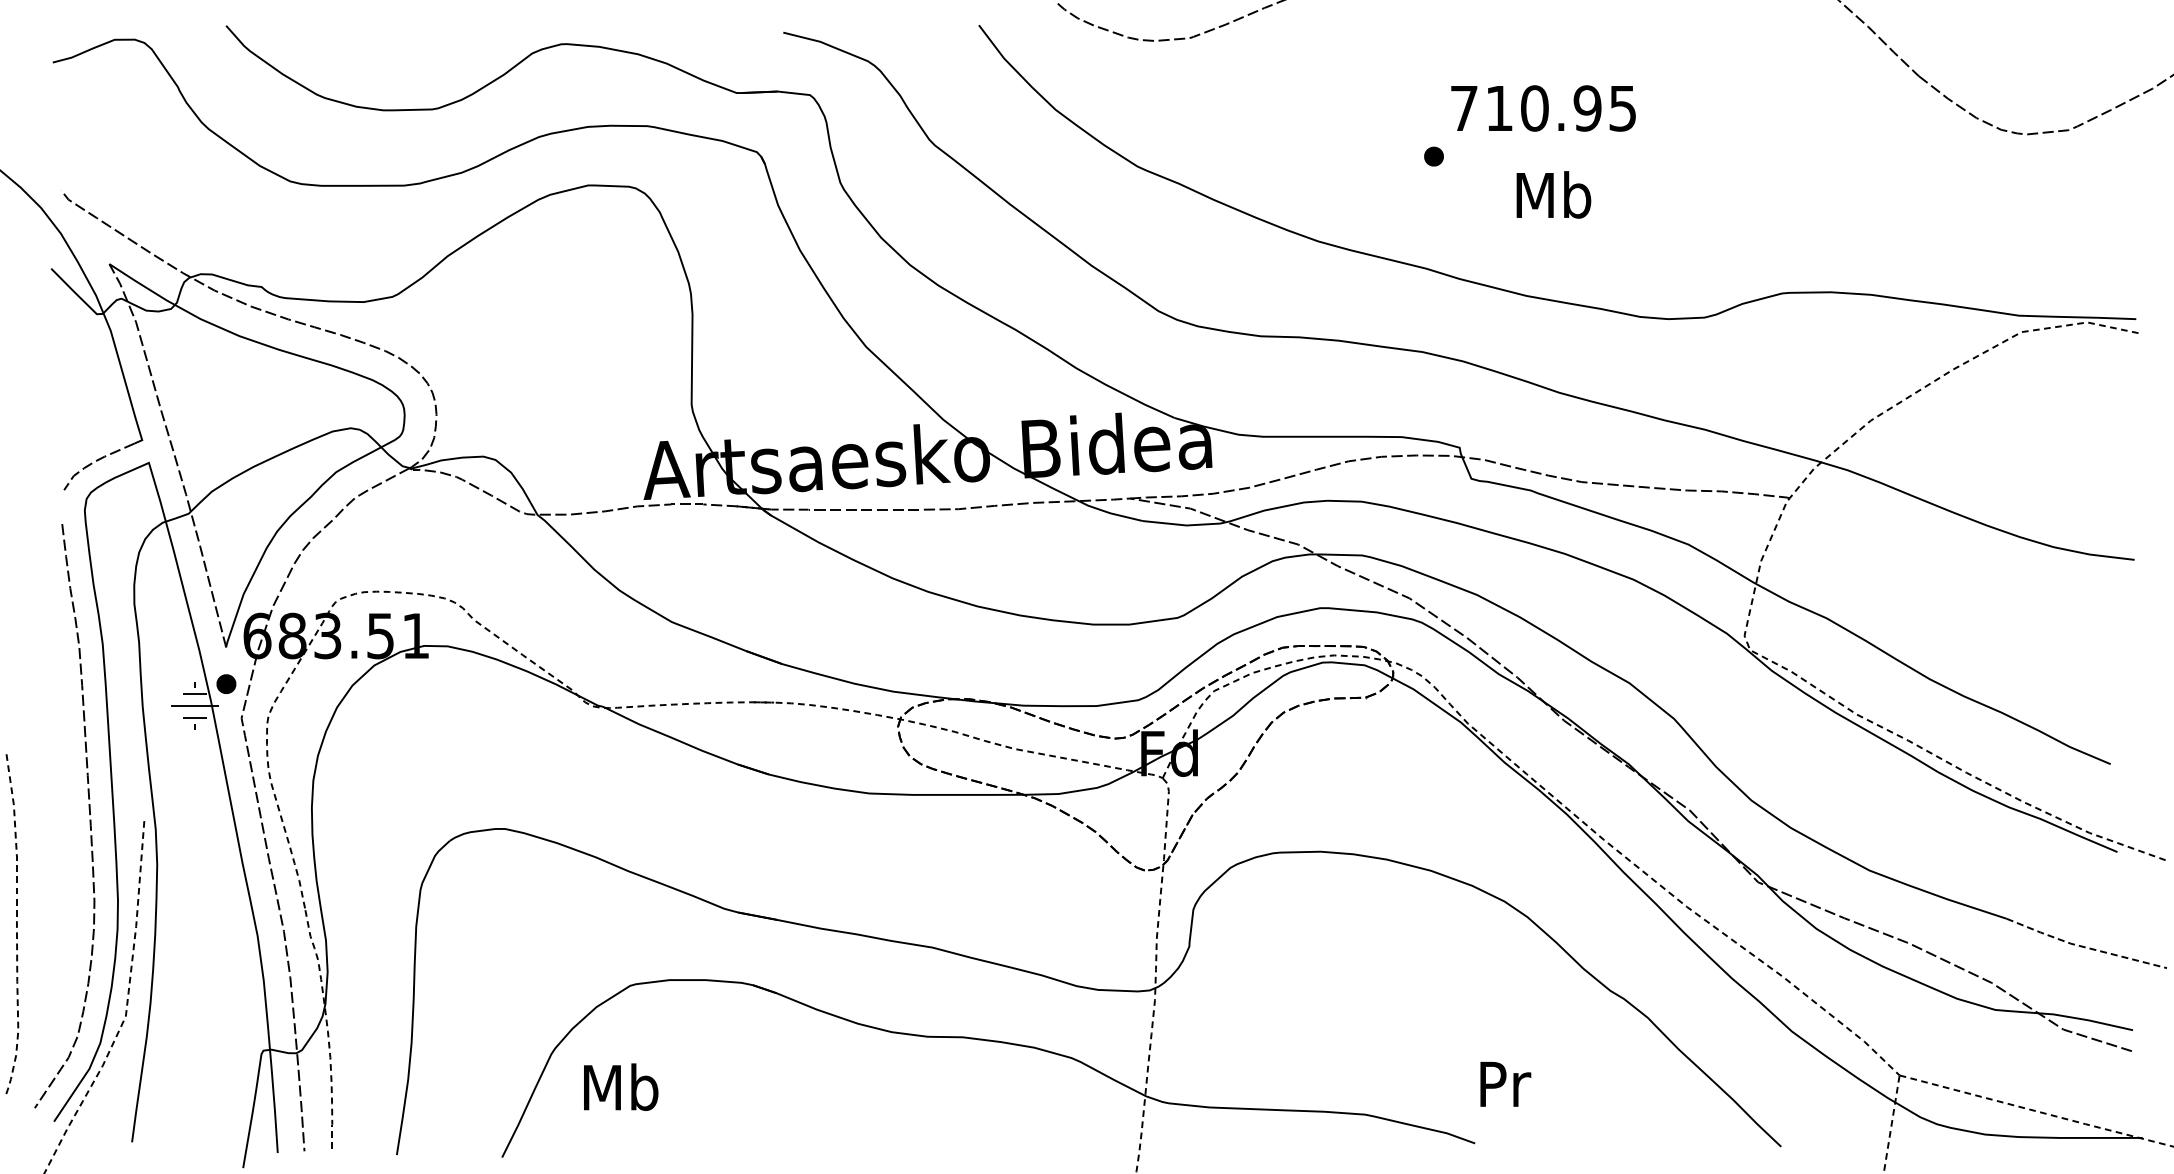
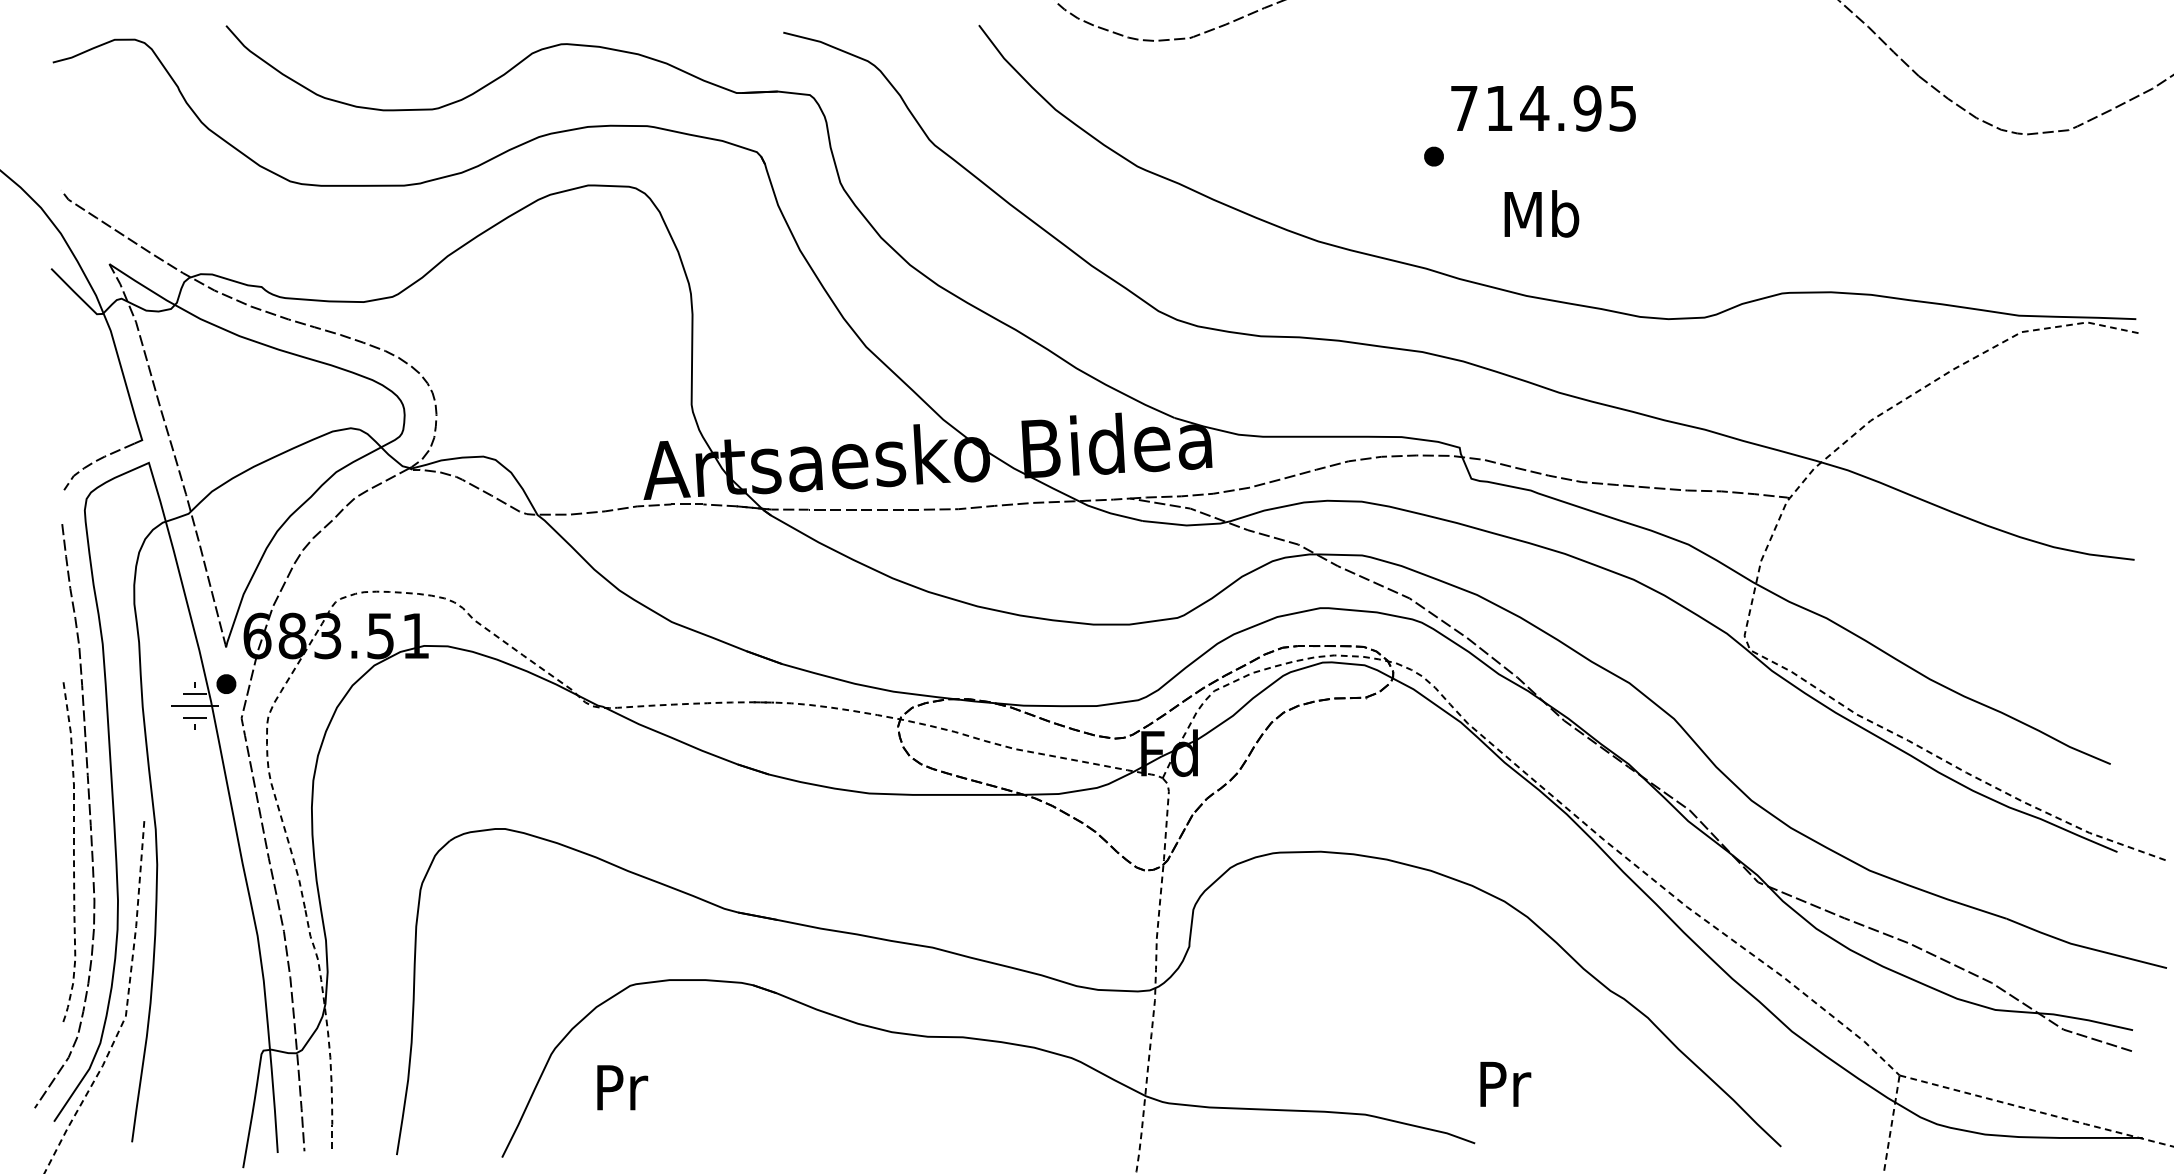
text: 710.95 -> 714.95 (1534, 108)
text position: (1553, 194) -> (1541, 213) (1541, 213)
curve position: (16, 923) -> (73, 851) (73, 851)
line: dashed -> solid (2084, 947)
text: Mb -> Pr (621, 1086)
